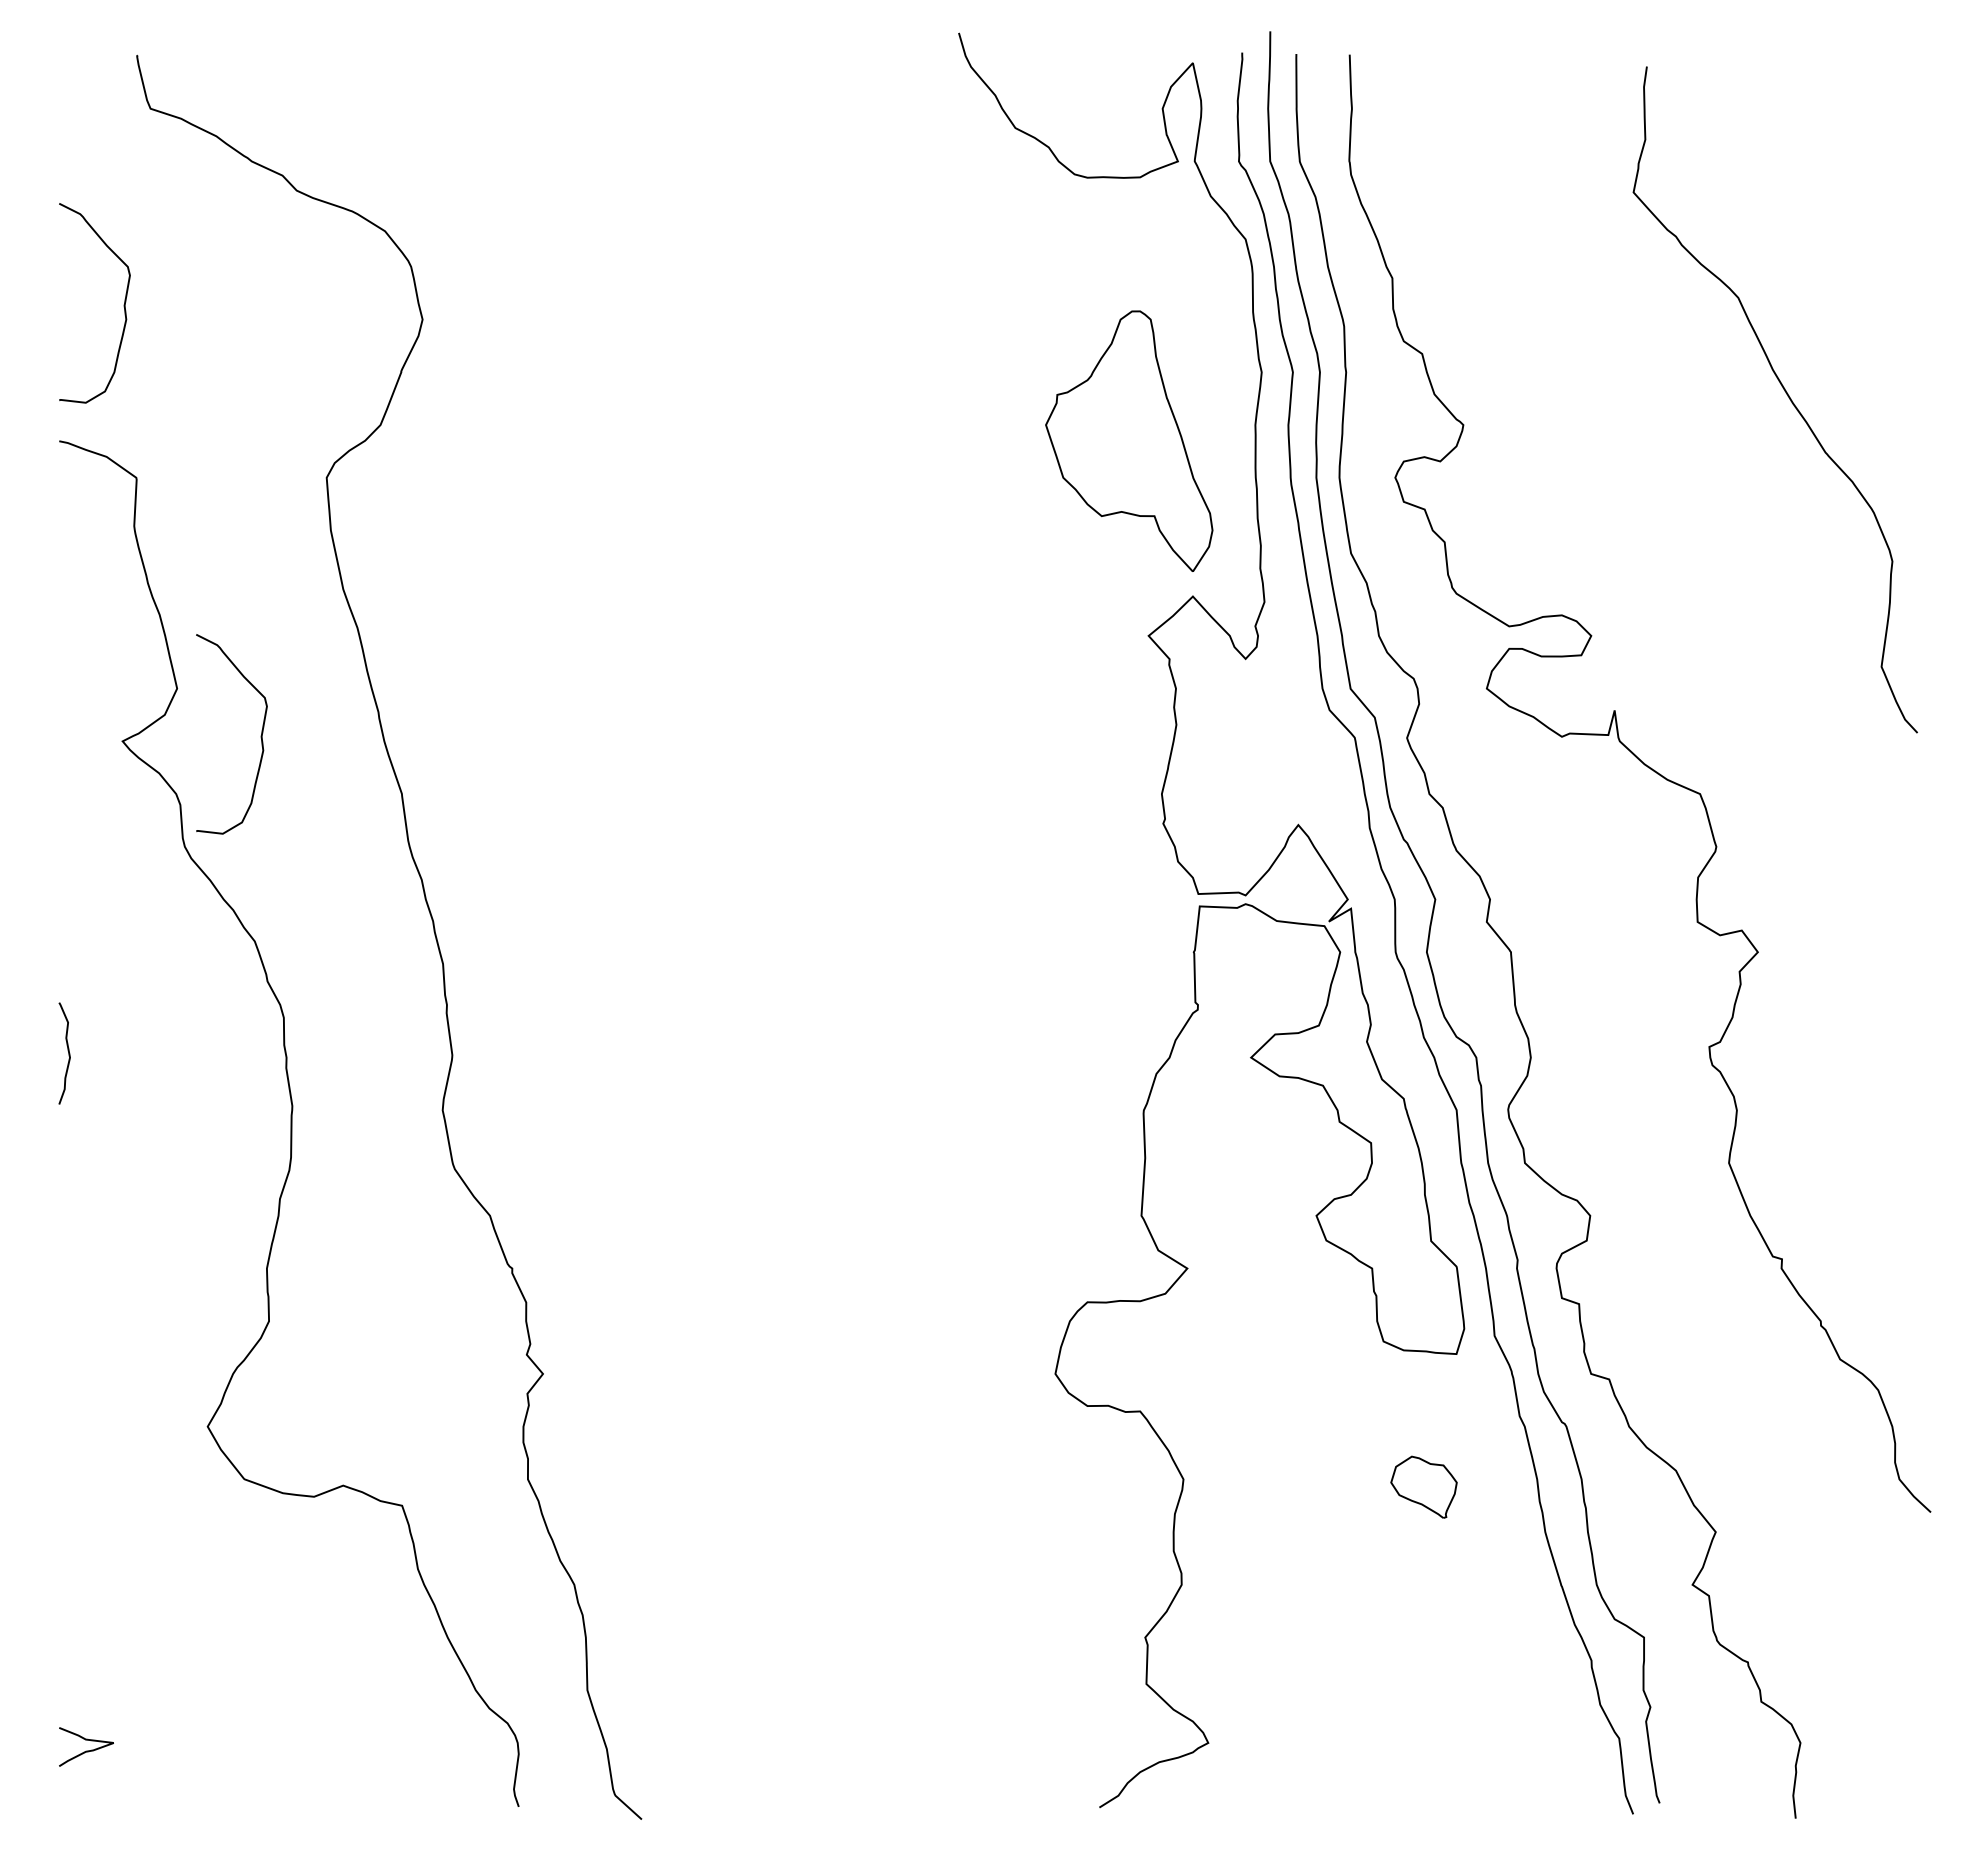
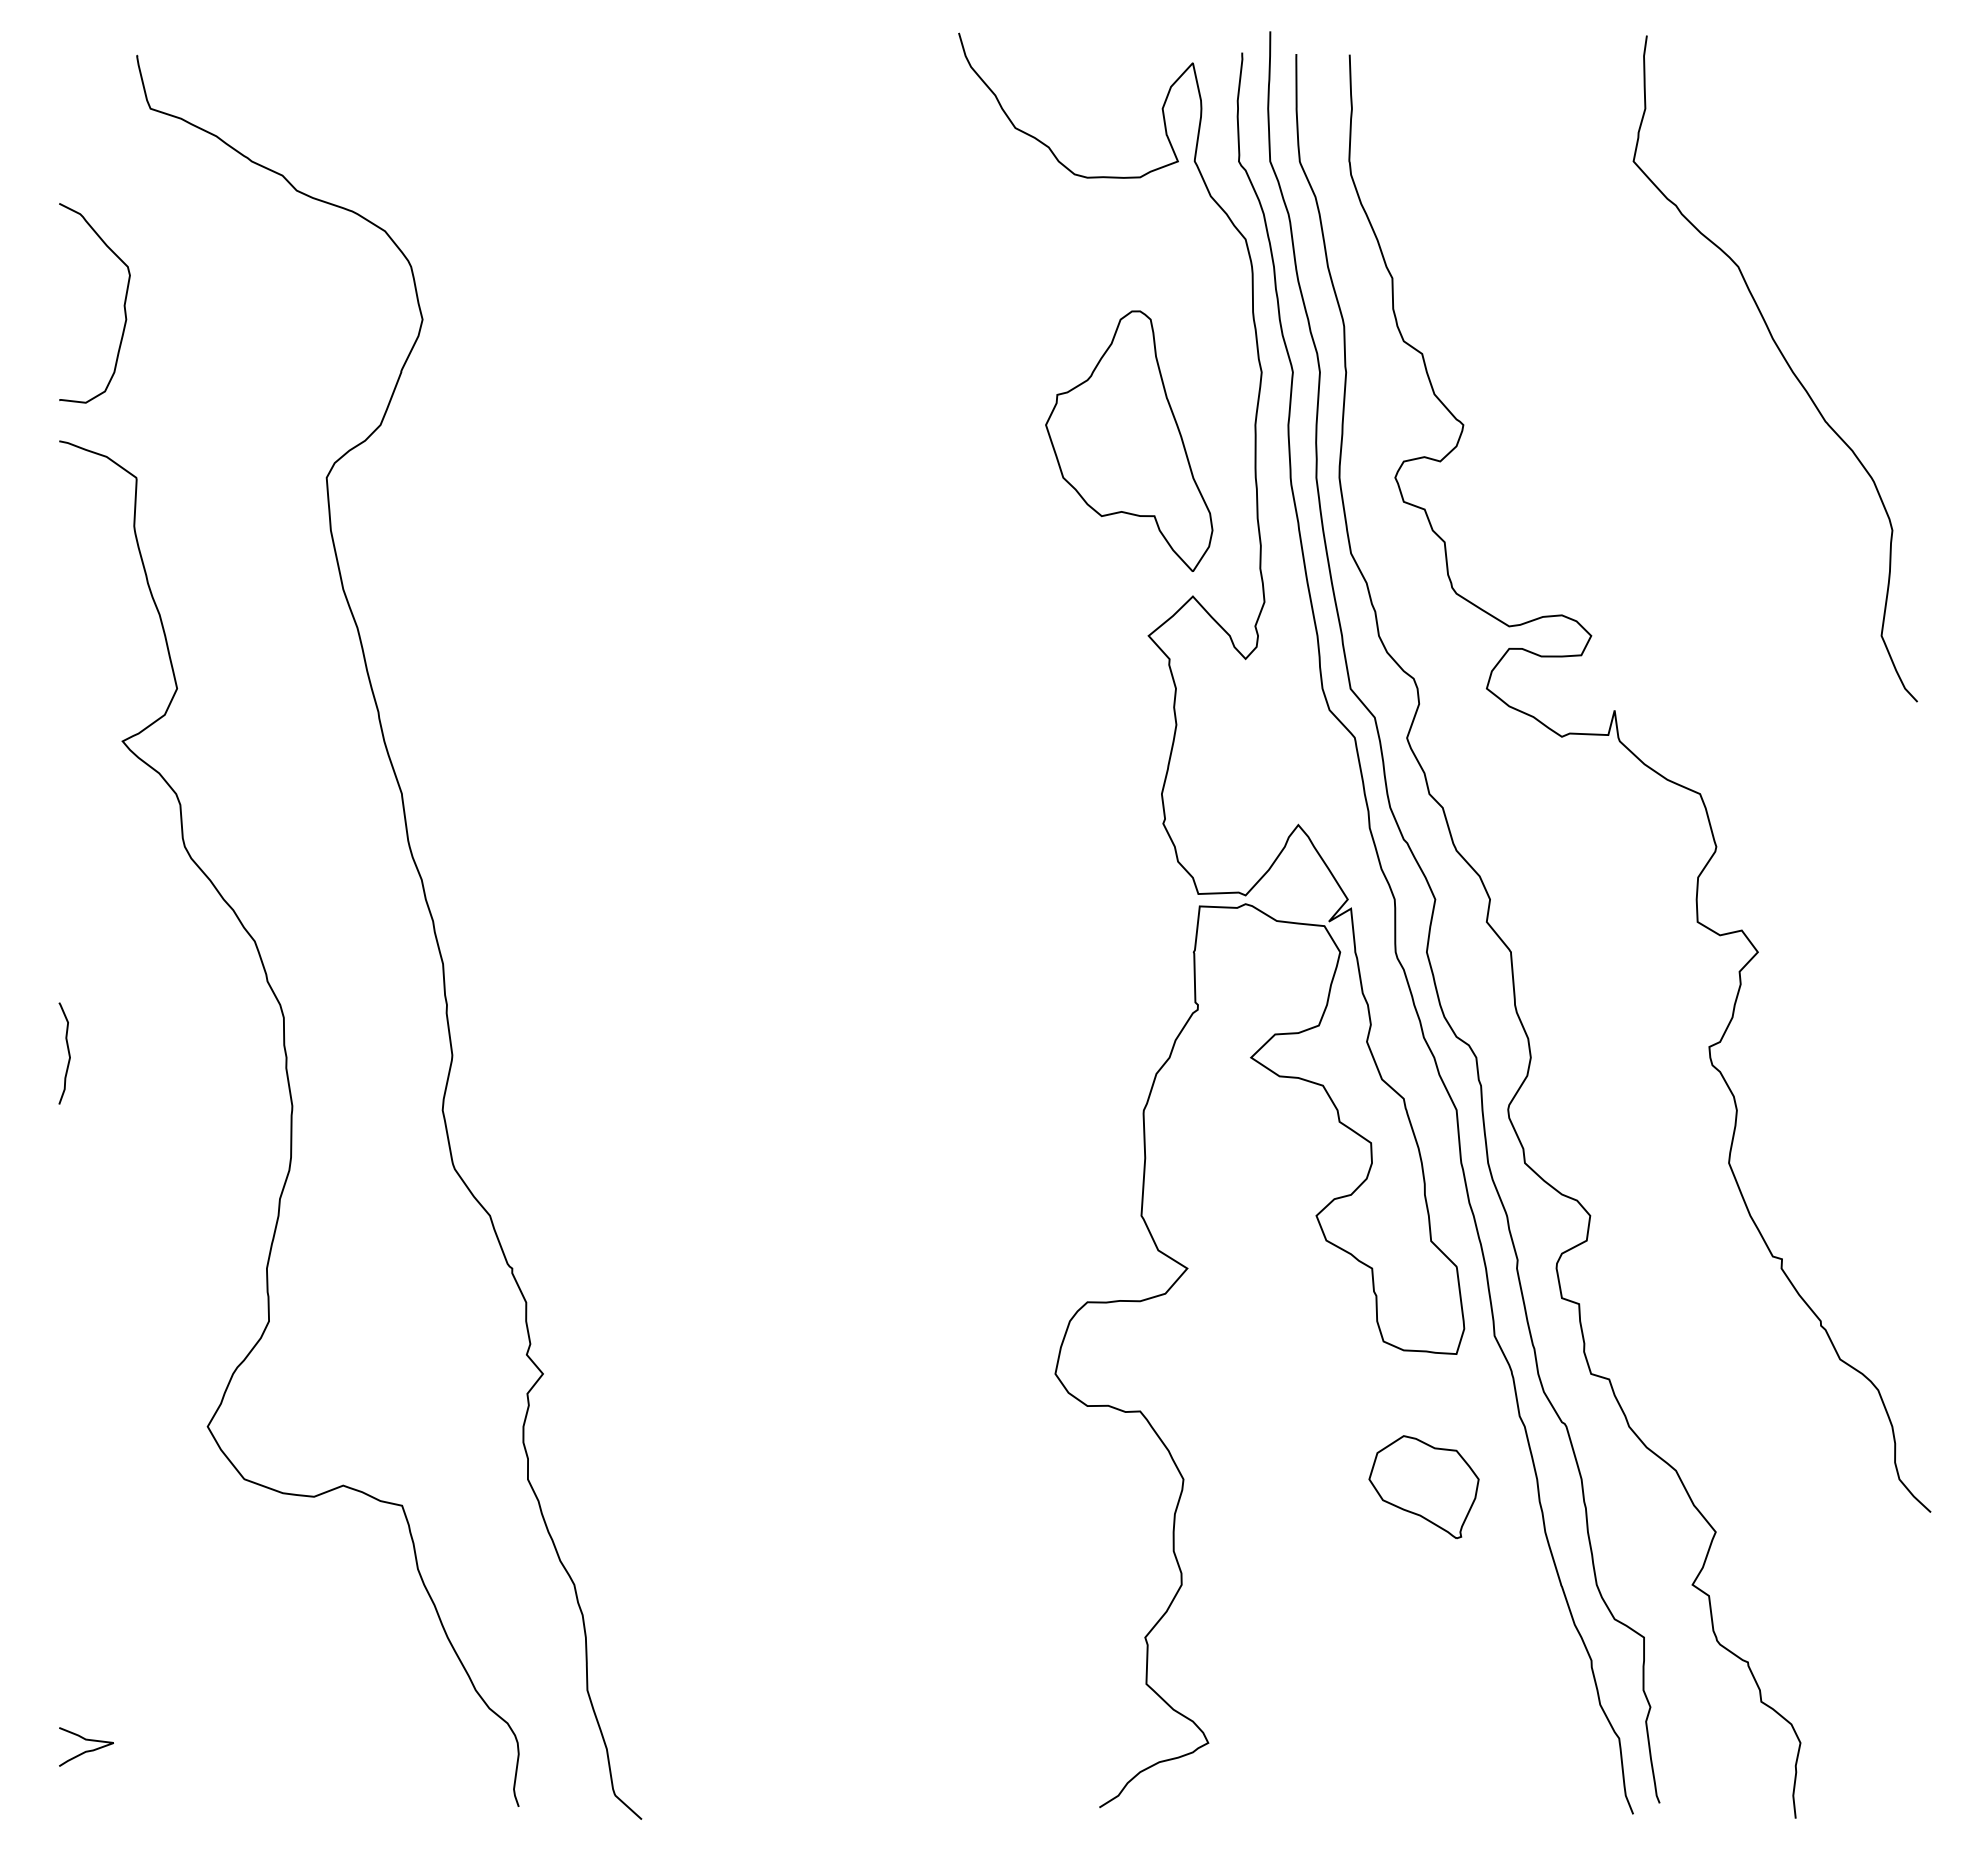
curve position: (1785, 393) -> (1785, 362) (1785, 362)
curve: present -> none (260, 735)
part size: 68x64 px -> 112x105 px (1423, 1487)
